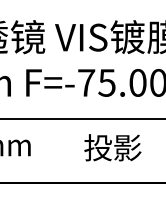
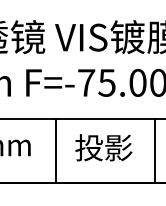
text position: (112, 147) -> (103, 147) (103, 147)
line: none -> present (55, 150)
line: none -> present (155, 150)
